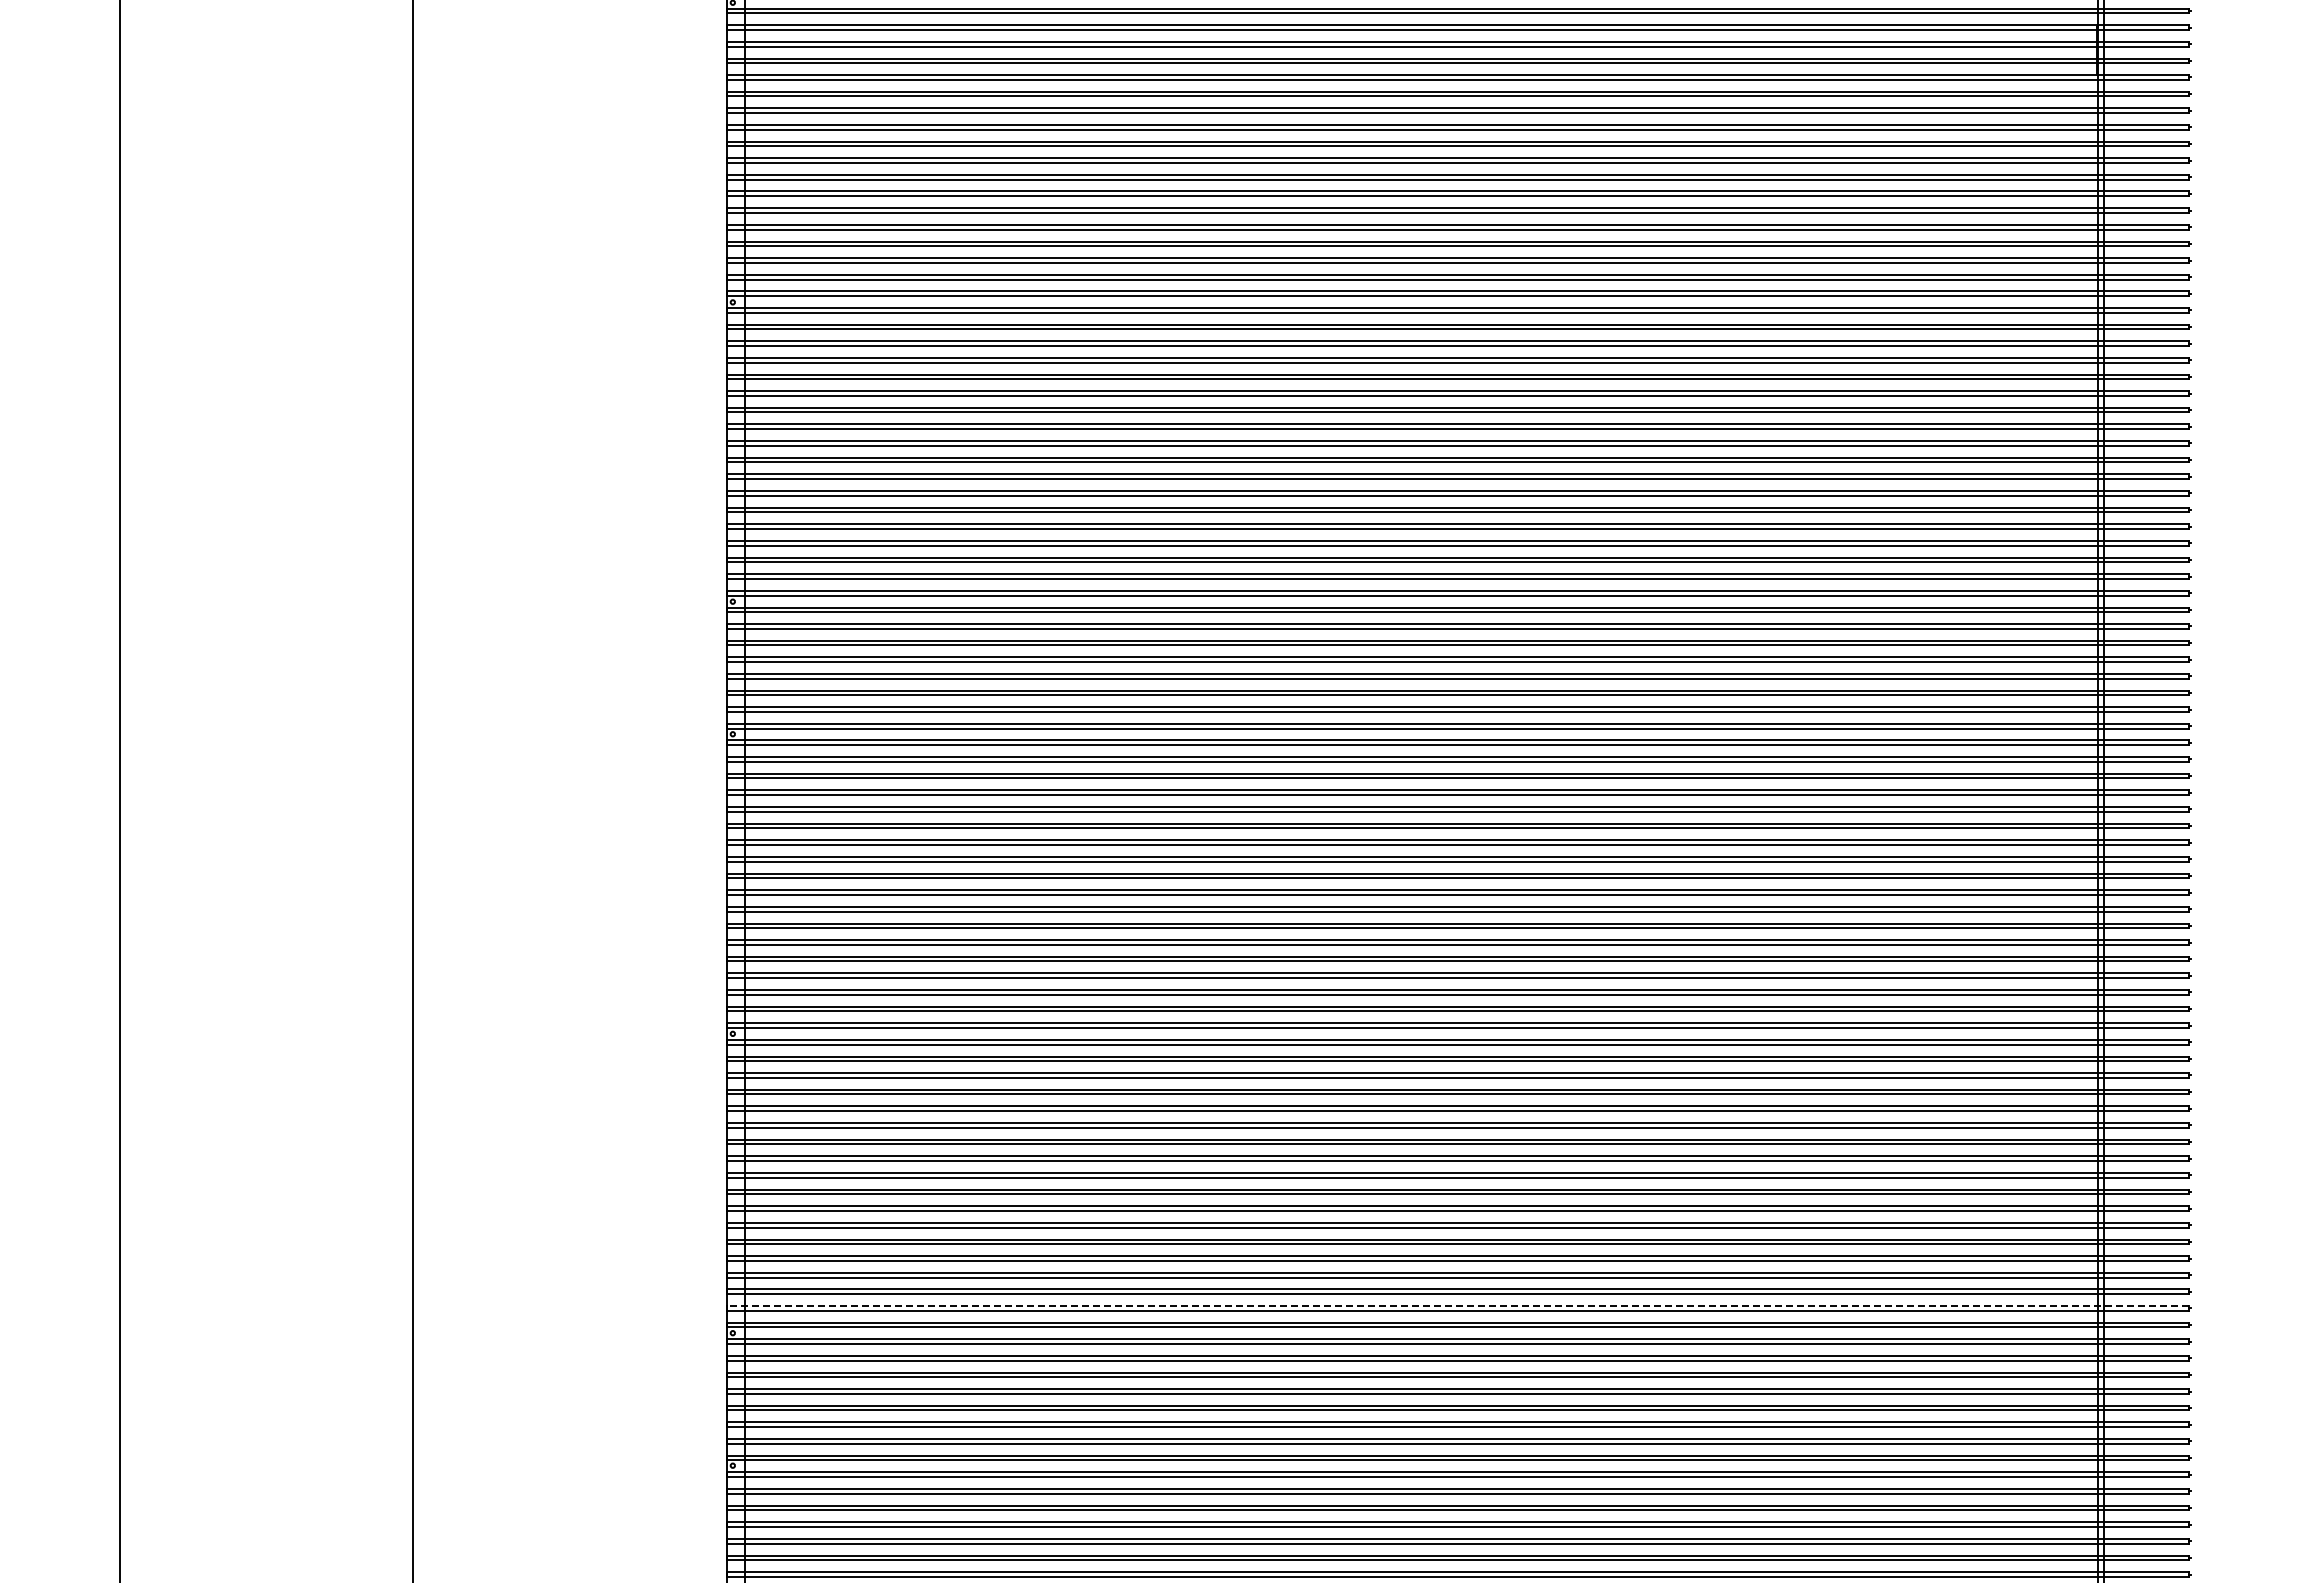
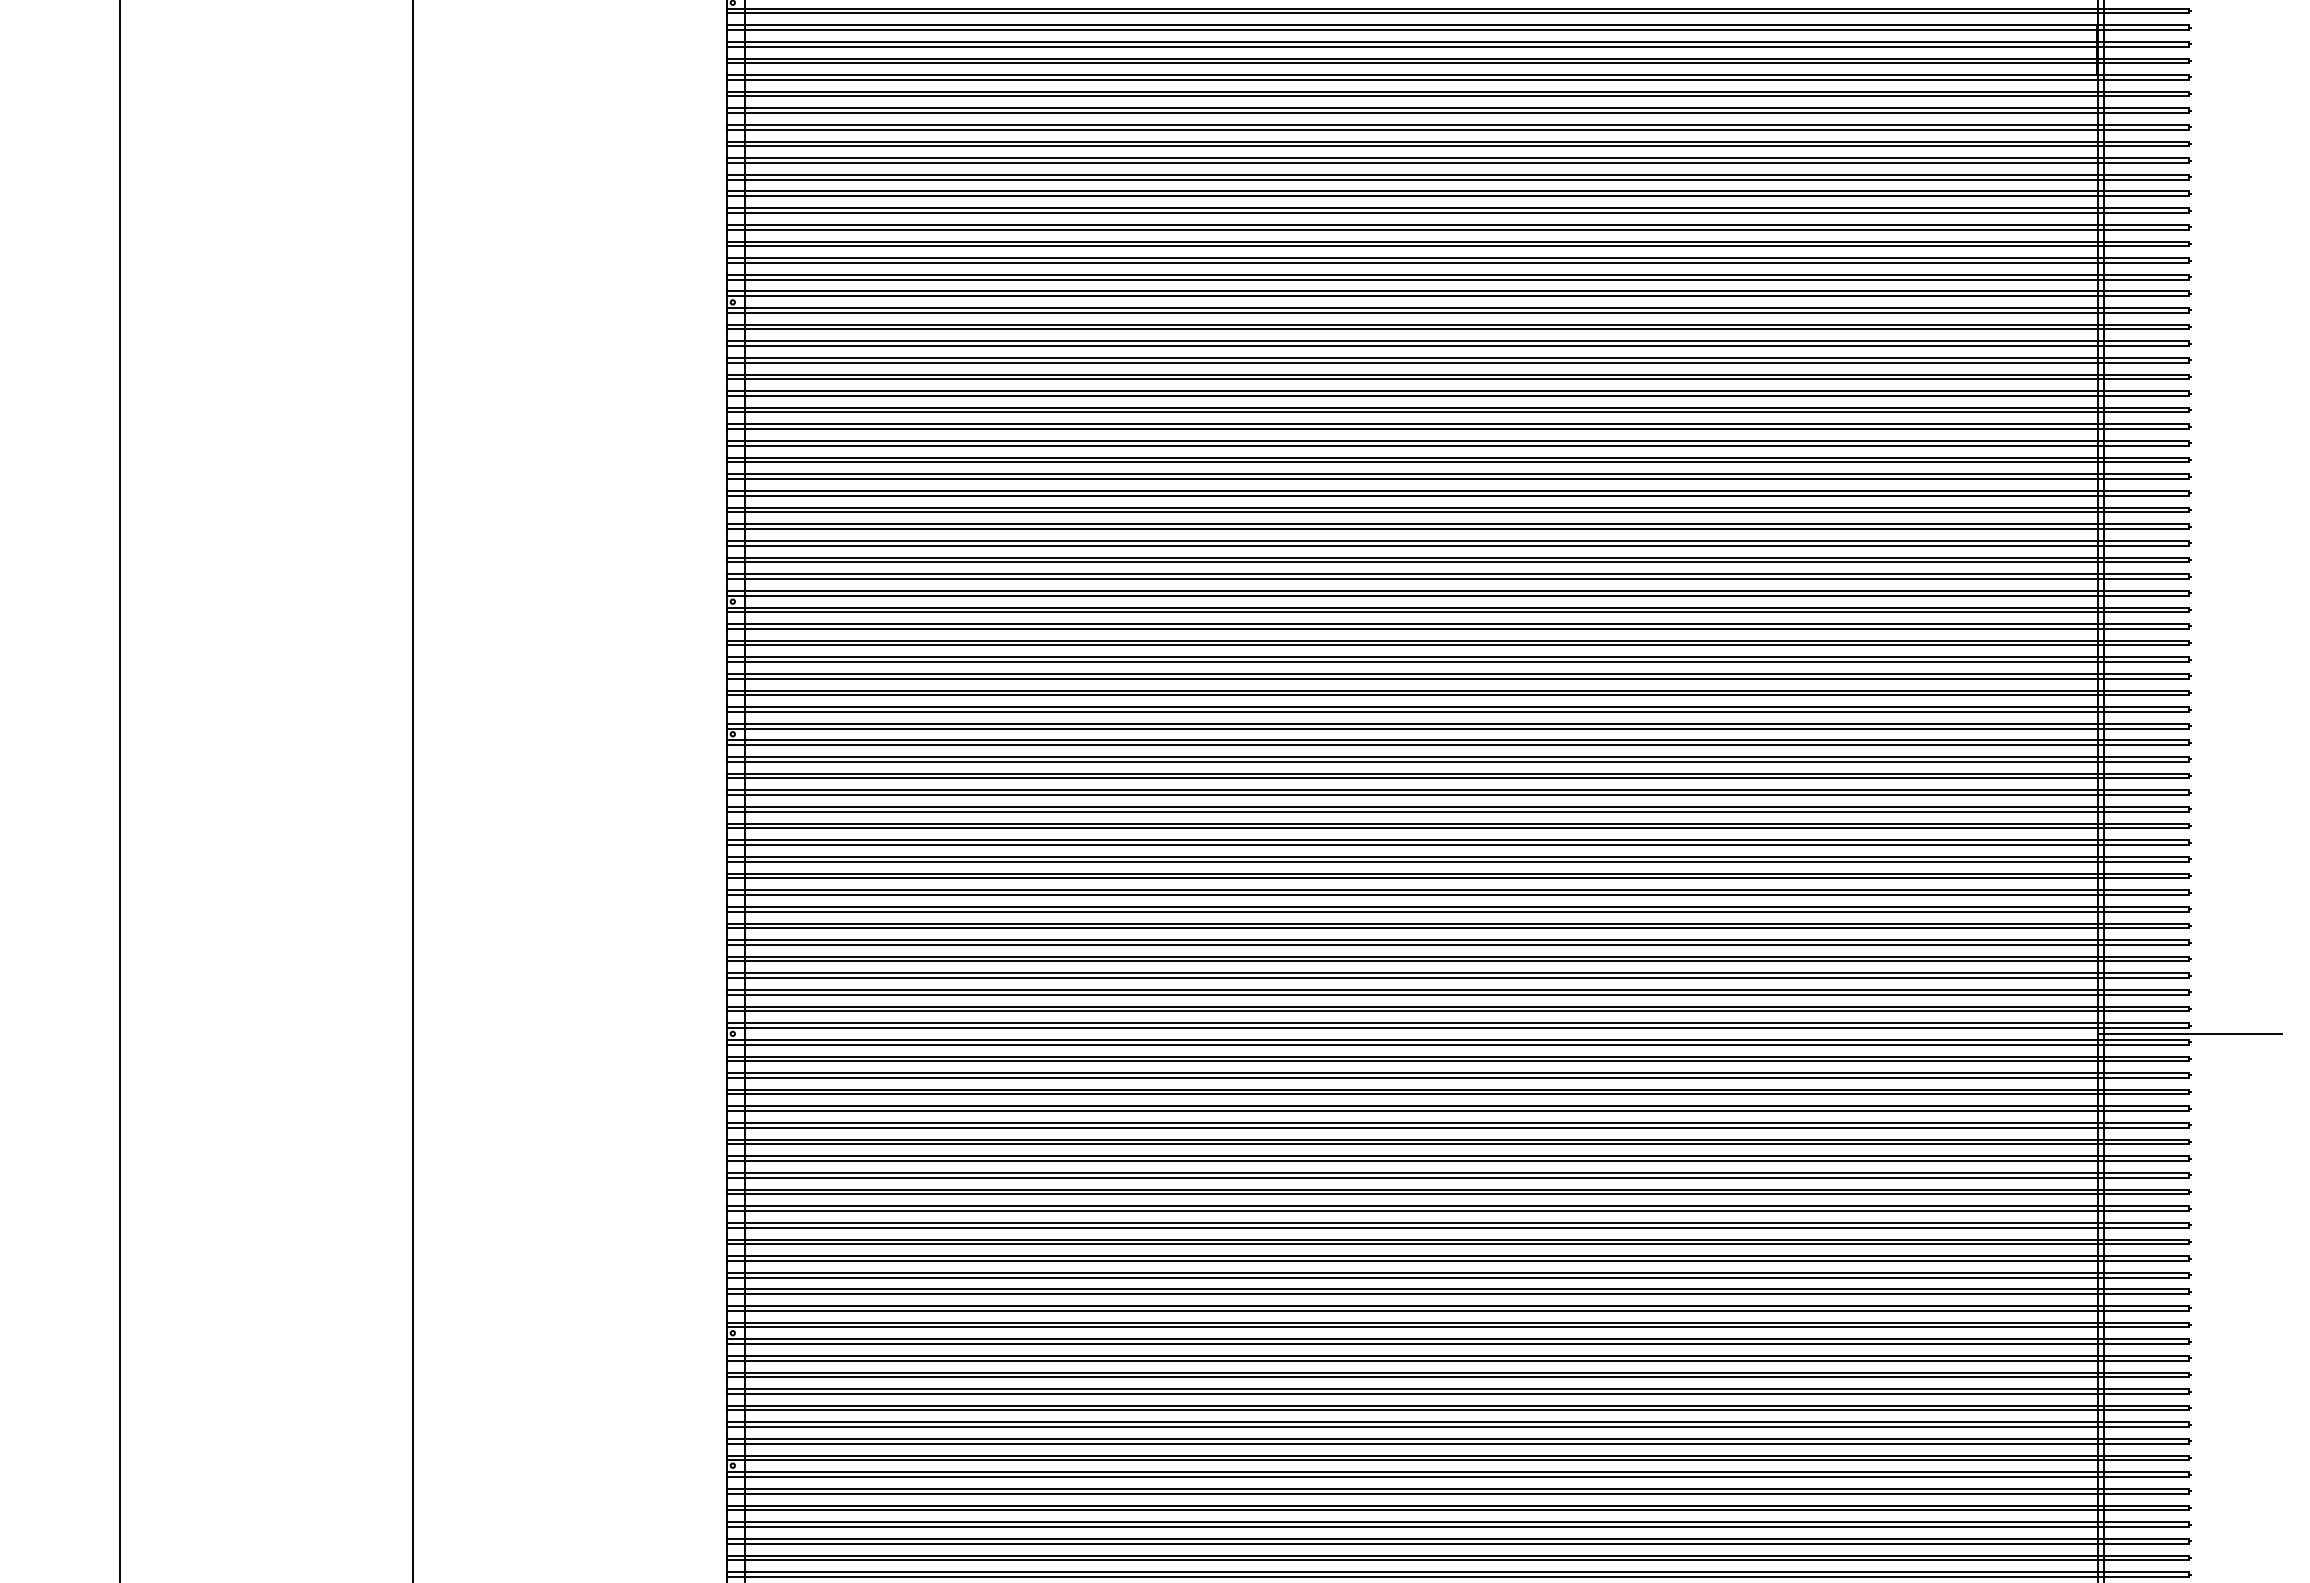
line: none -> present (2189, 1033)
line: dashed -> solid (1458, 1305)
